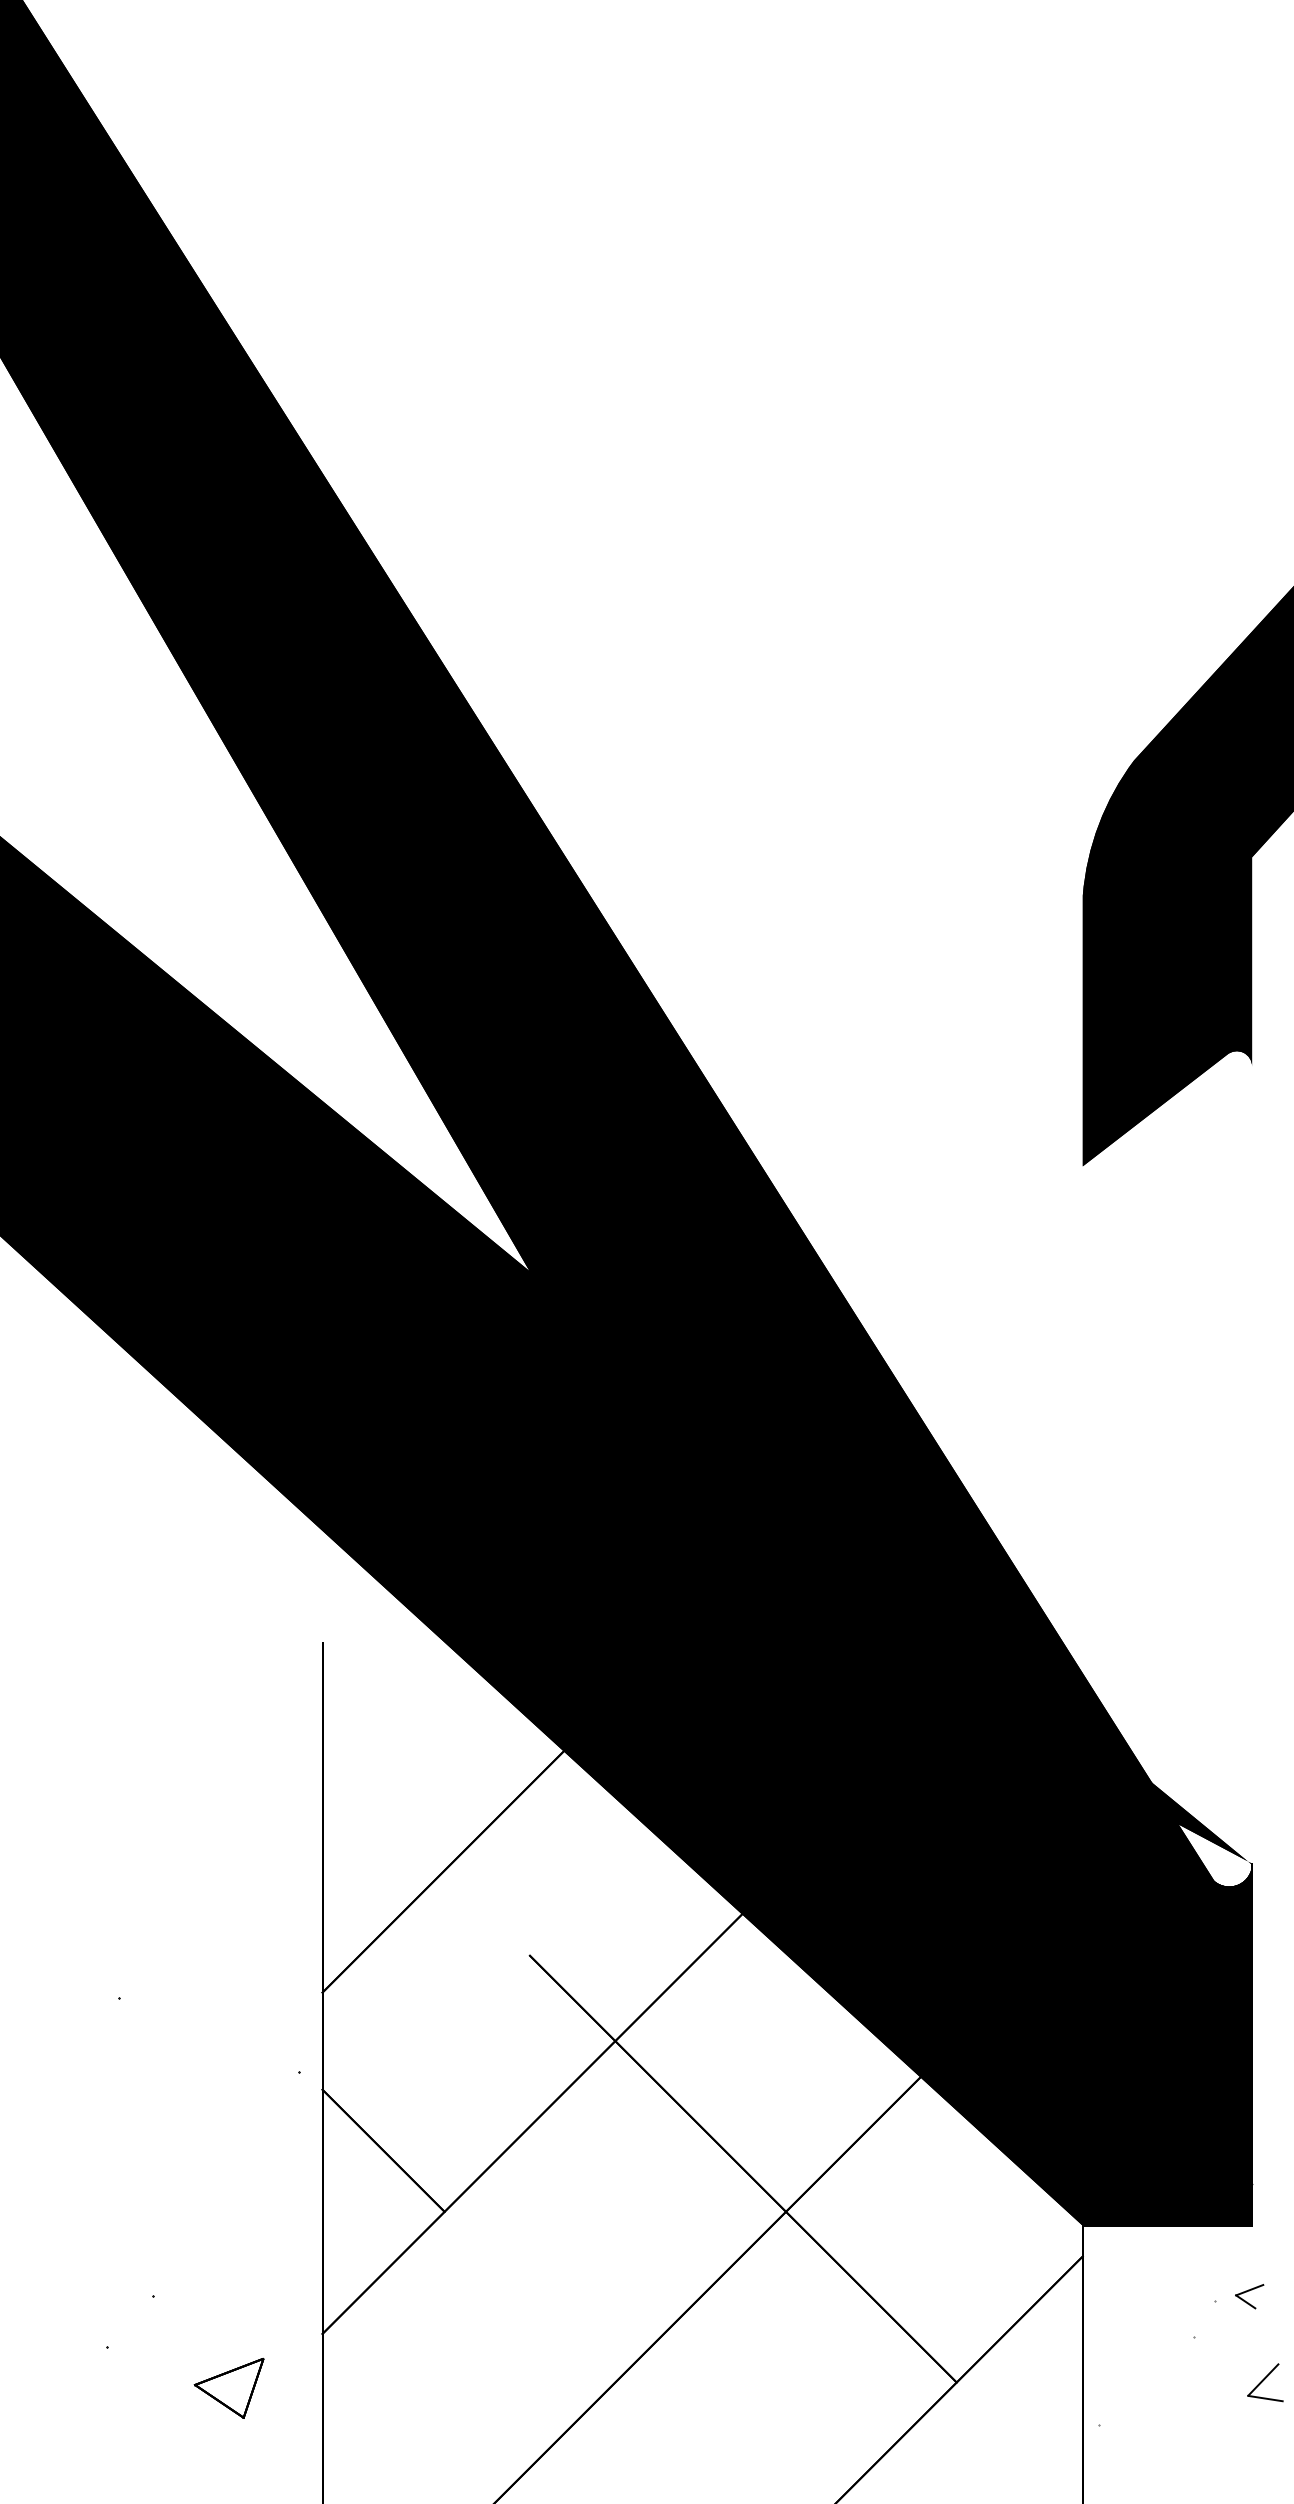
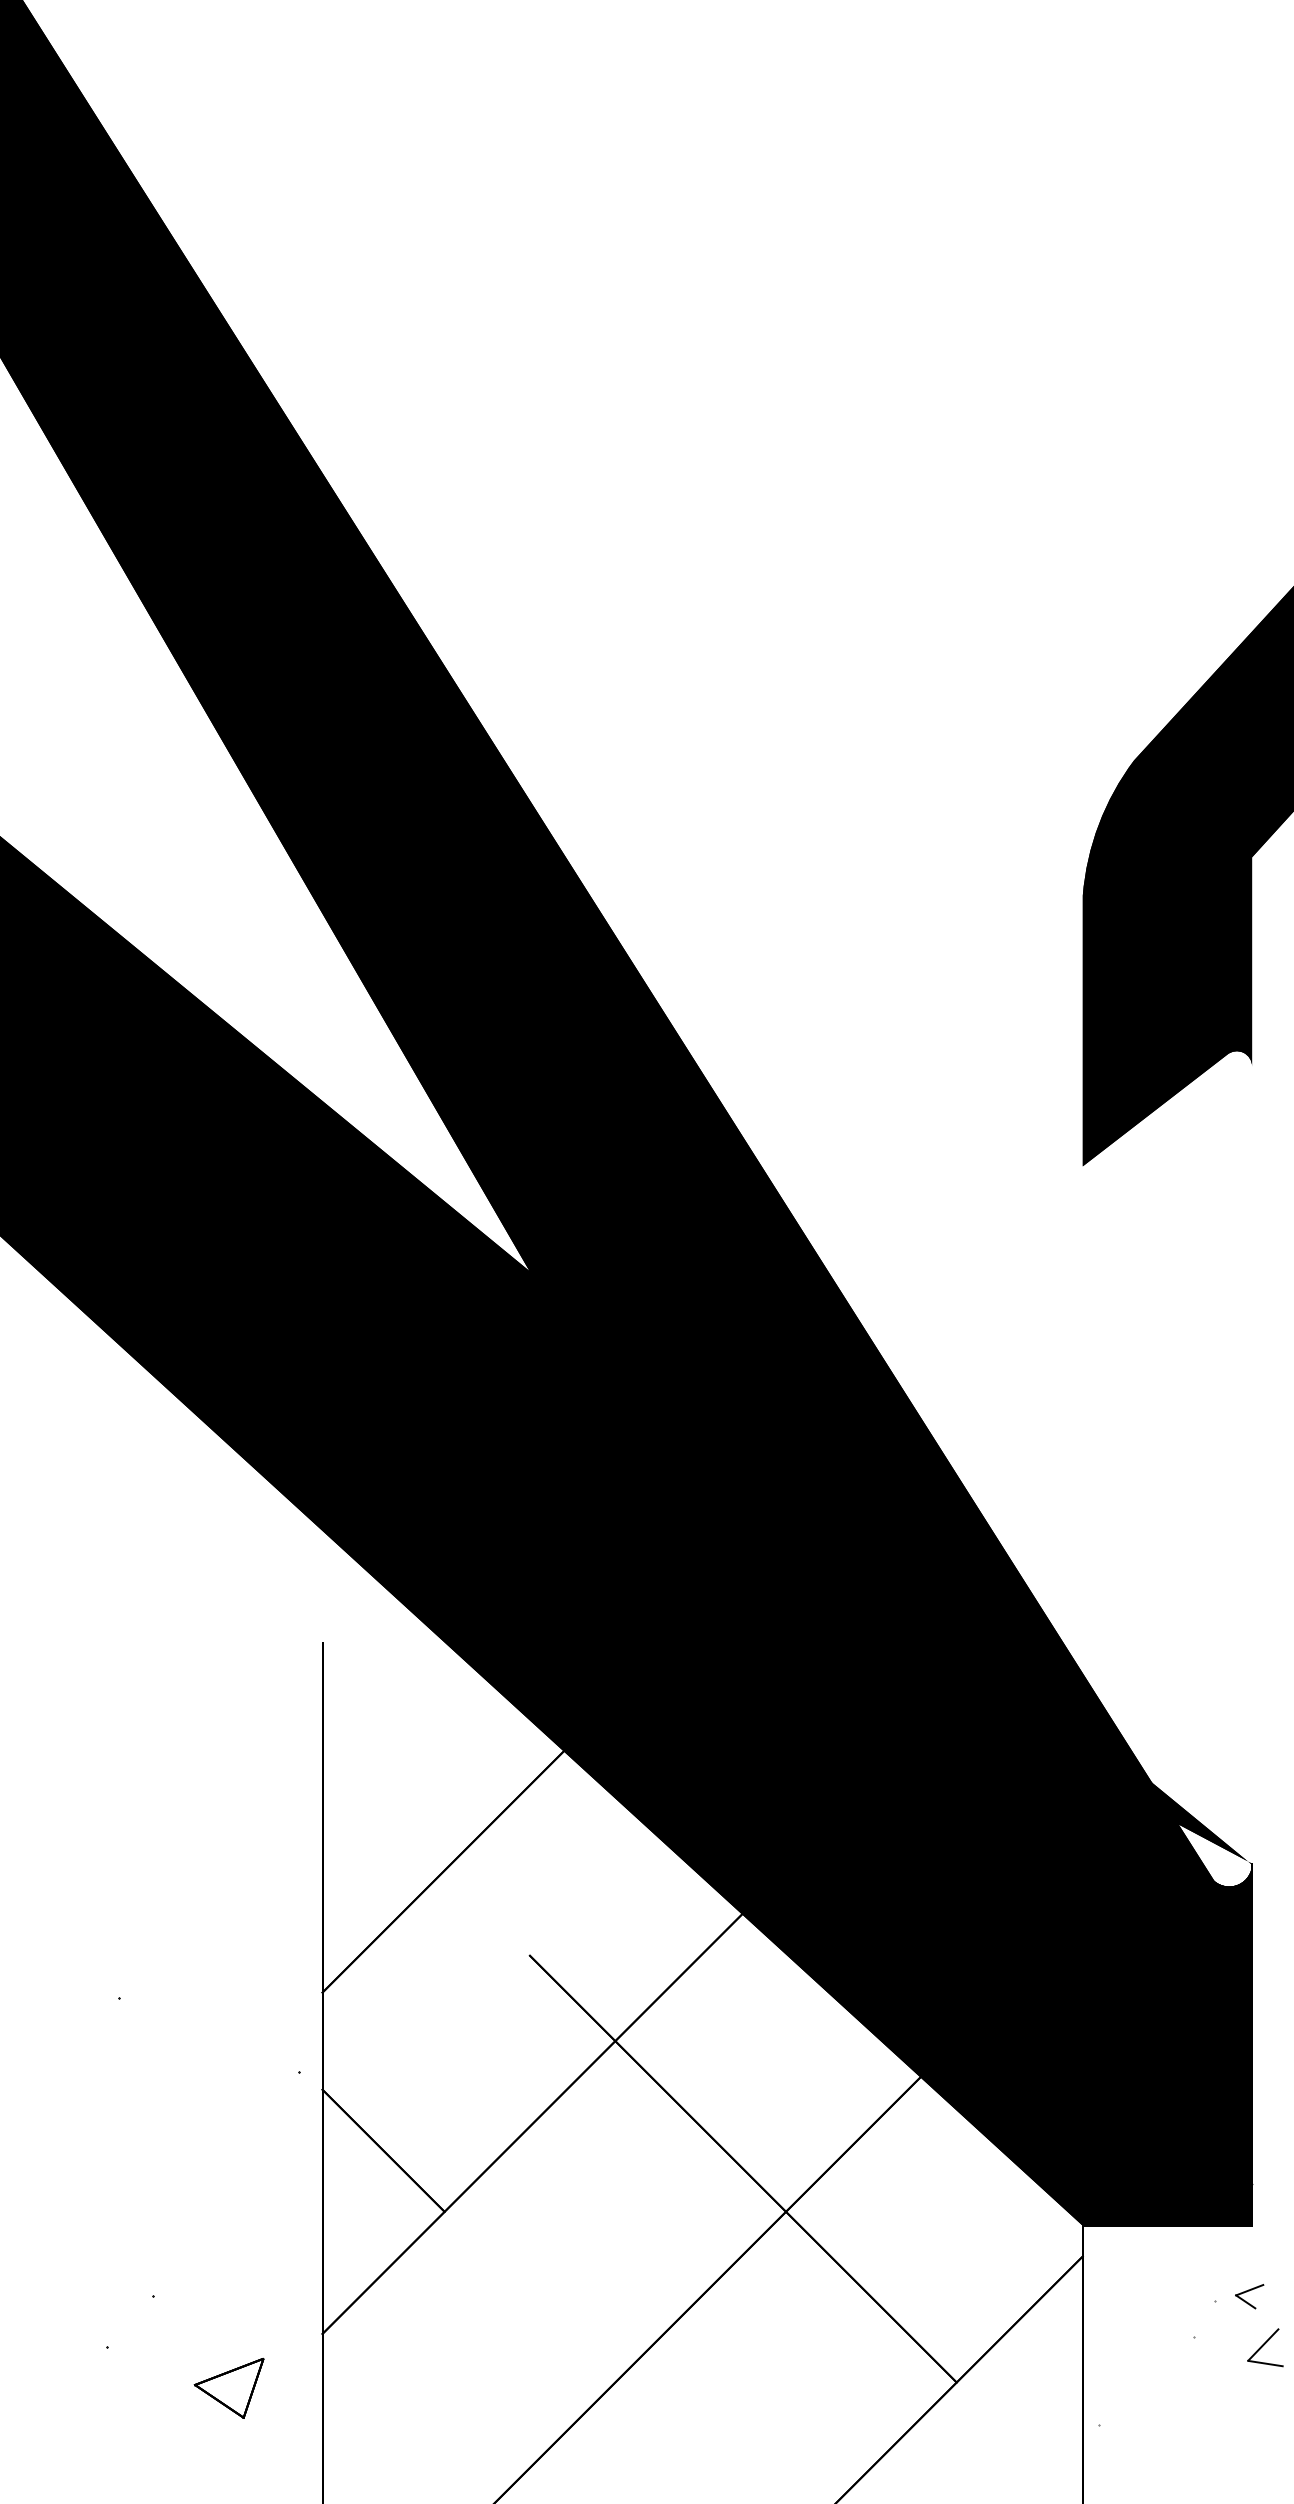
part position: (1265, 2382) -> (1265, 2347) (1265, 2347)
